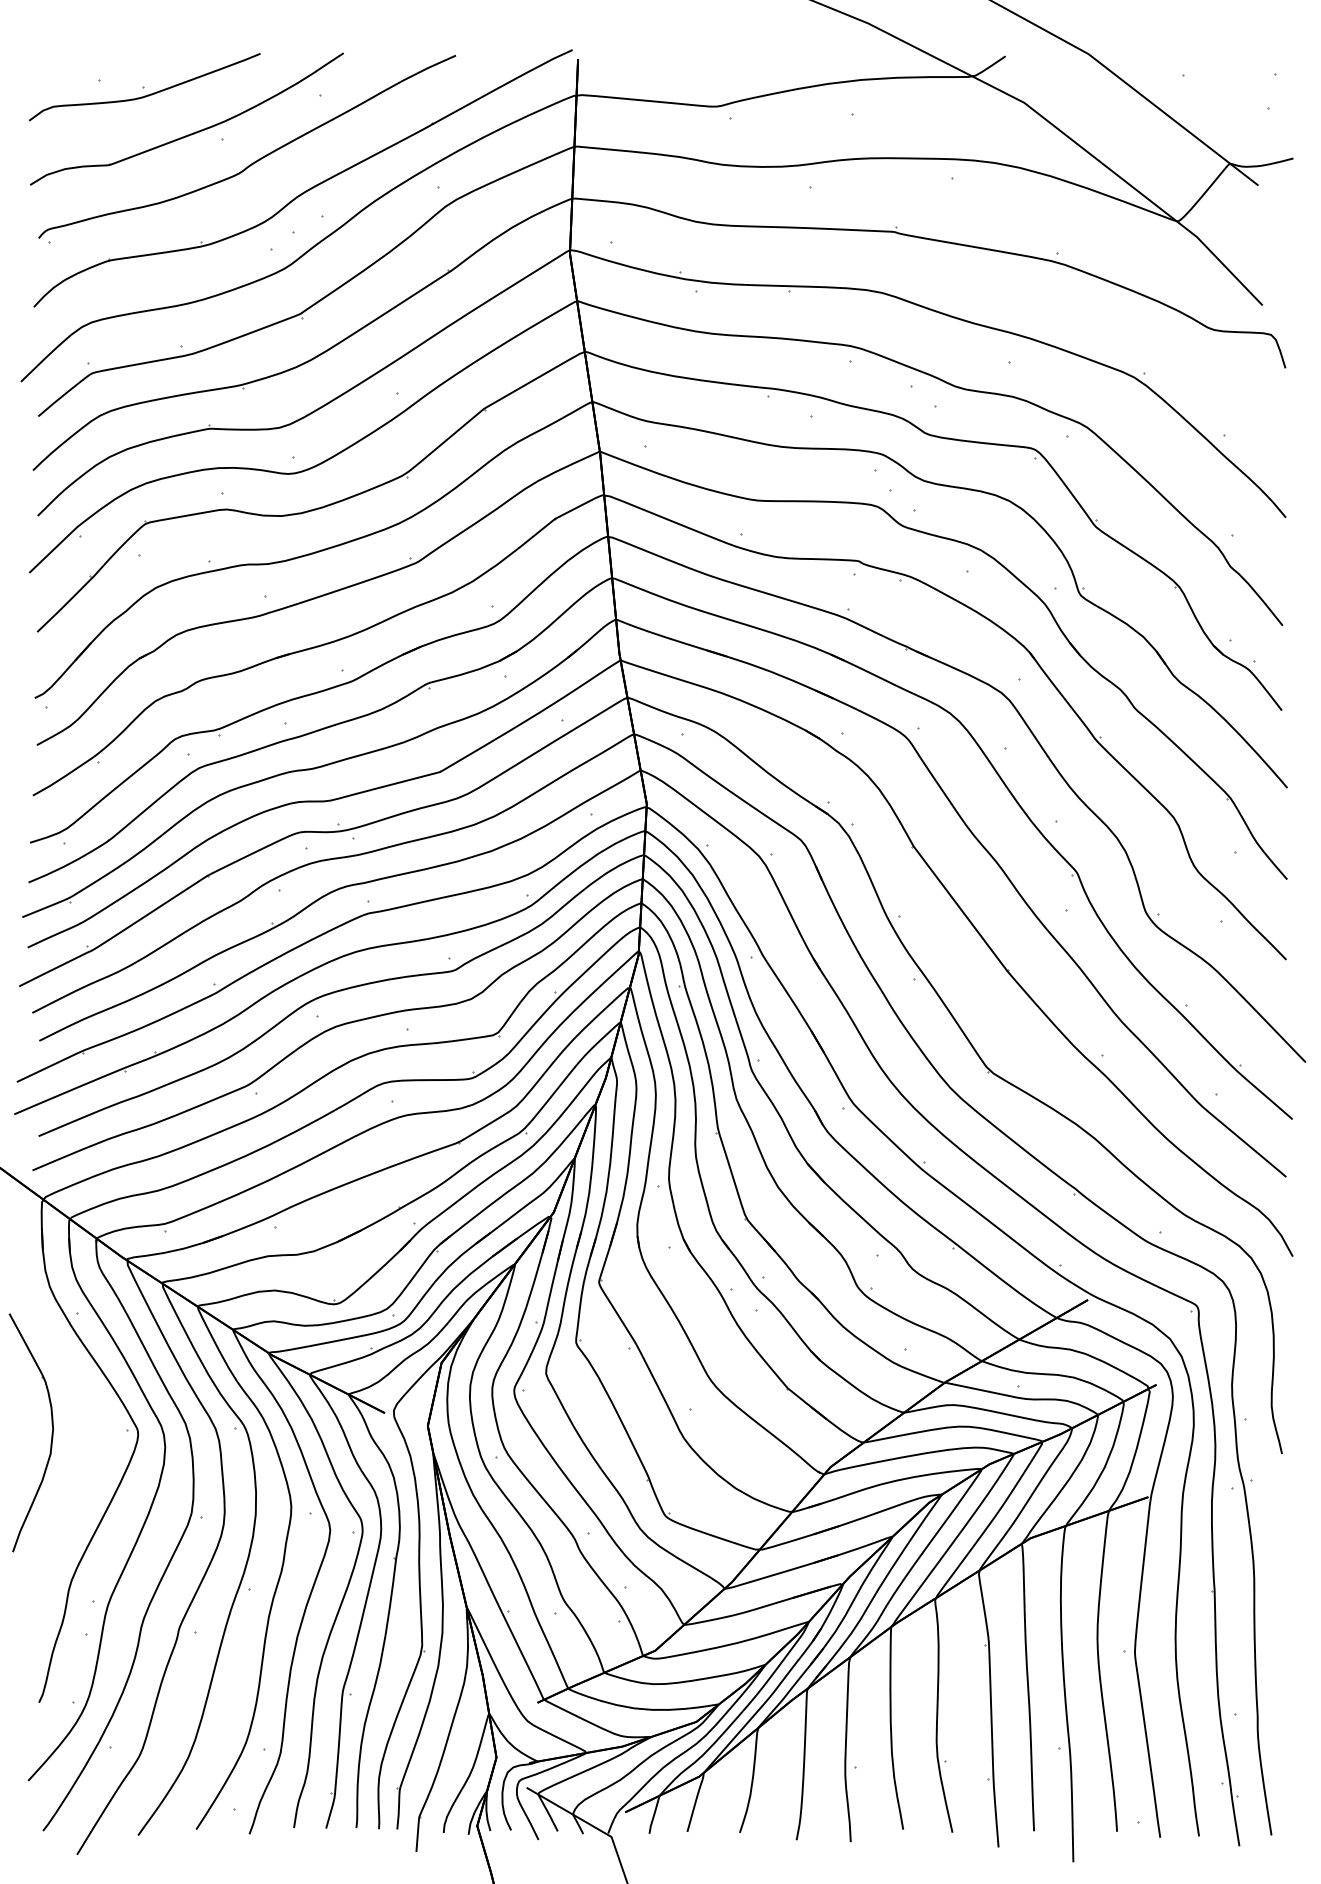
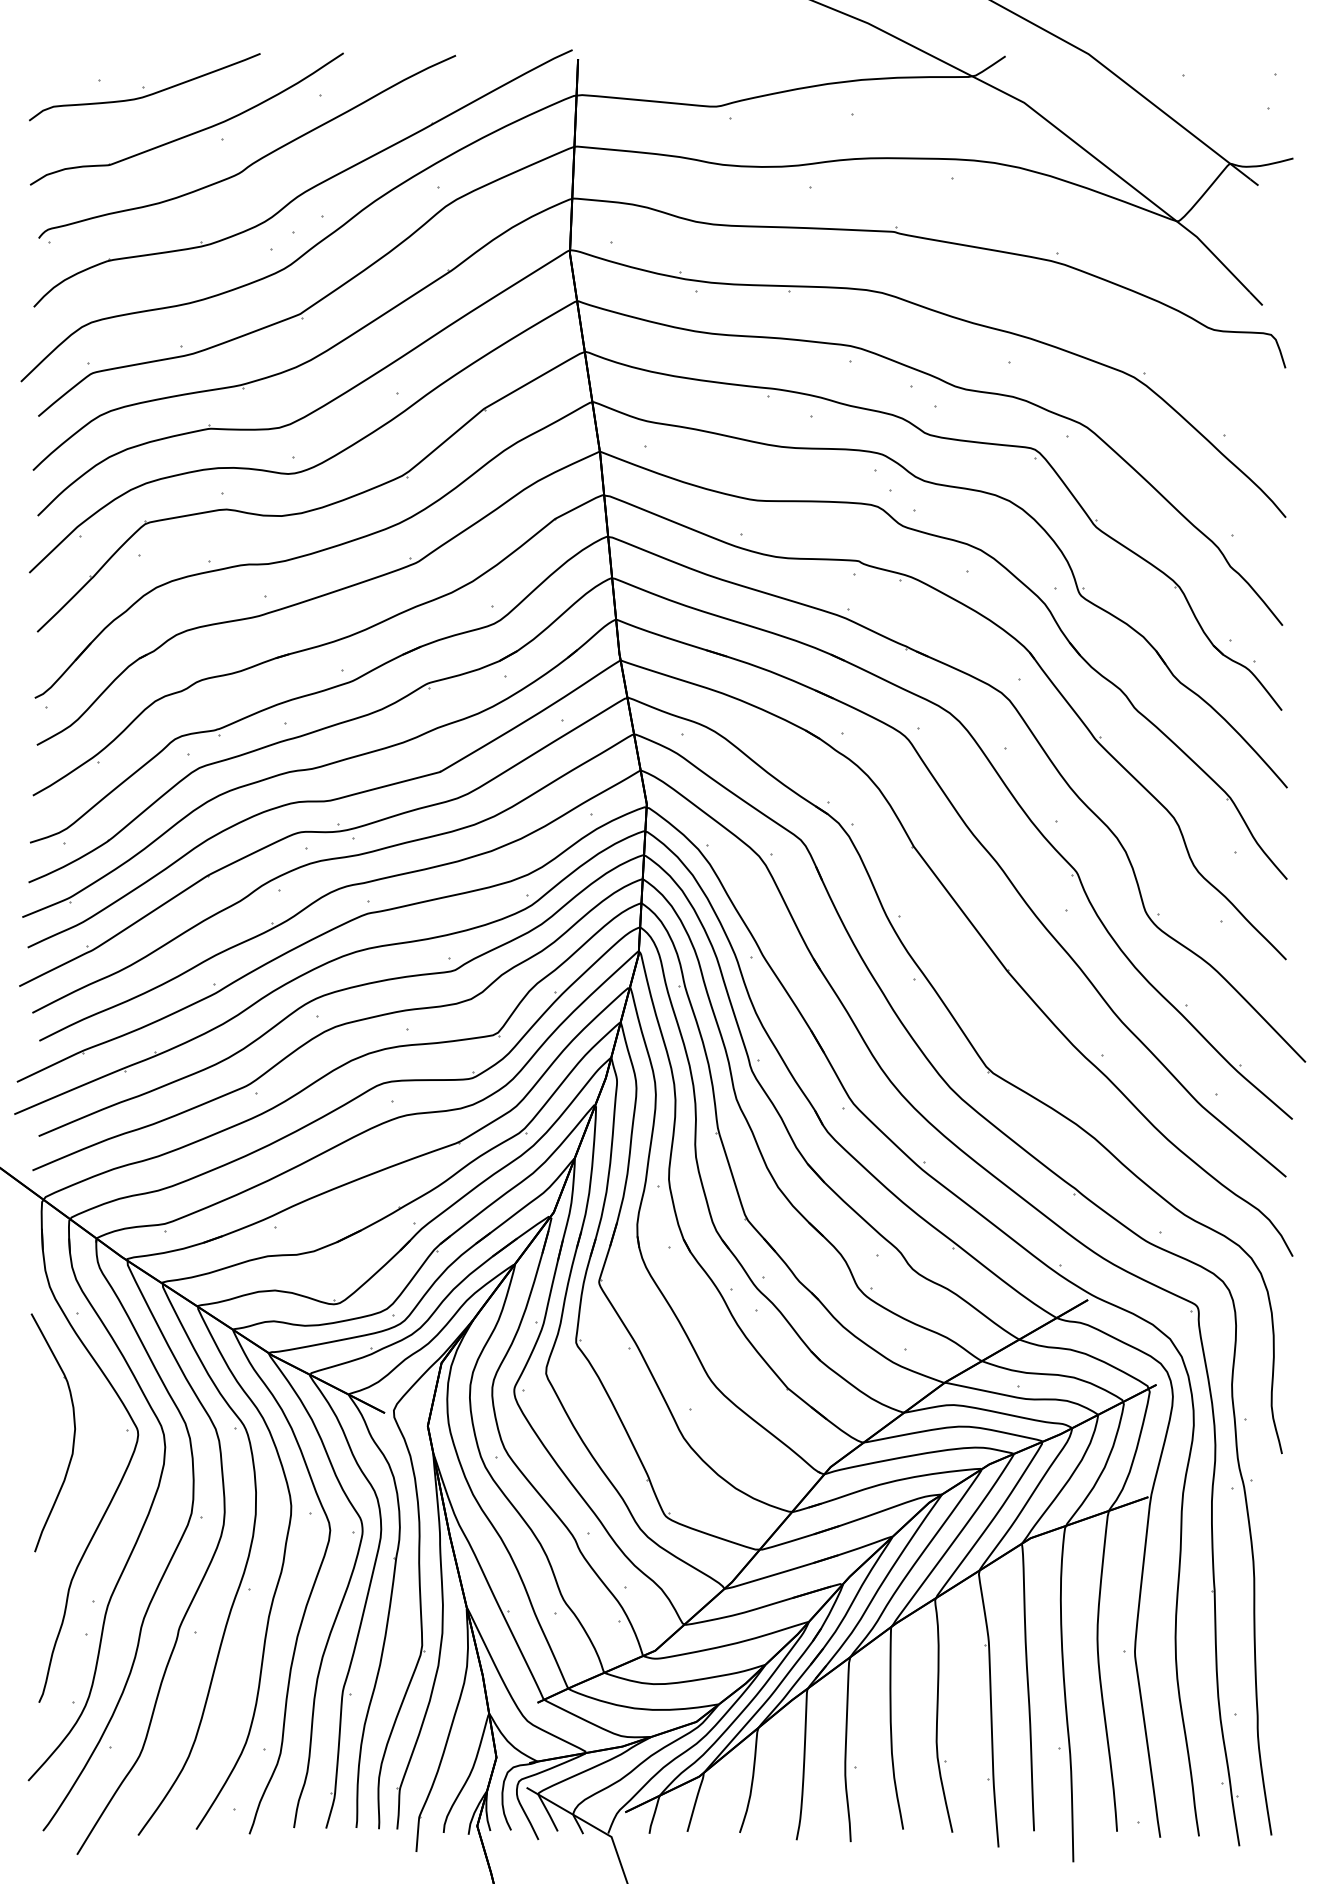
part position: (51, 1432) -> (73, 1432) (73, 1432)
